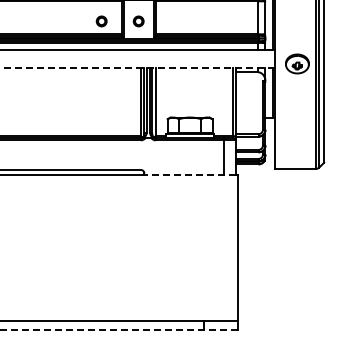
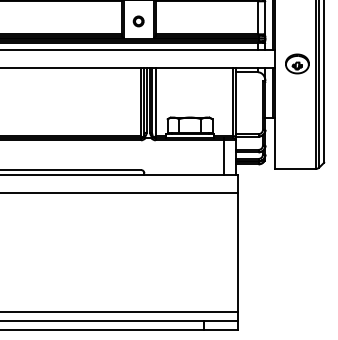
part: present -> none (101, 21)
line: dashed -> solid (137, 67)
line: dashed -> solid (190, 174)
line: none -> present (120, 192)
line: none -> present (120, 311)
line: dashed -> solid (119, 329)
